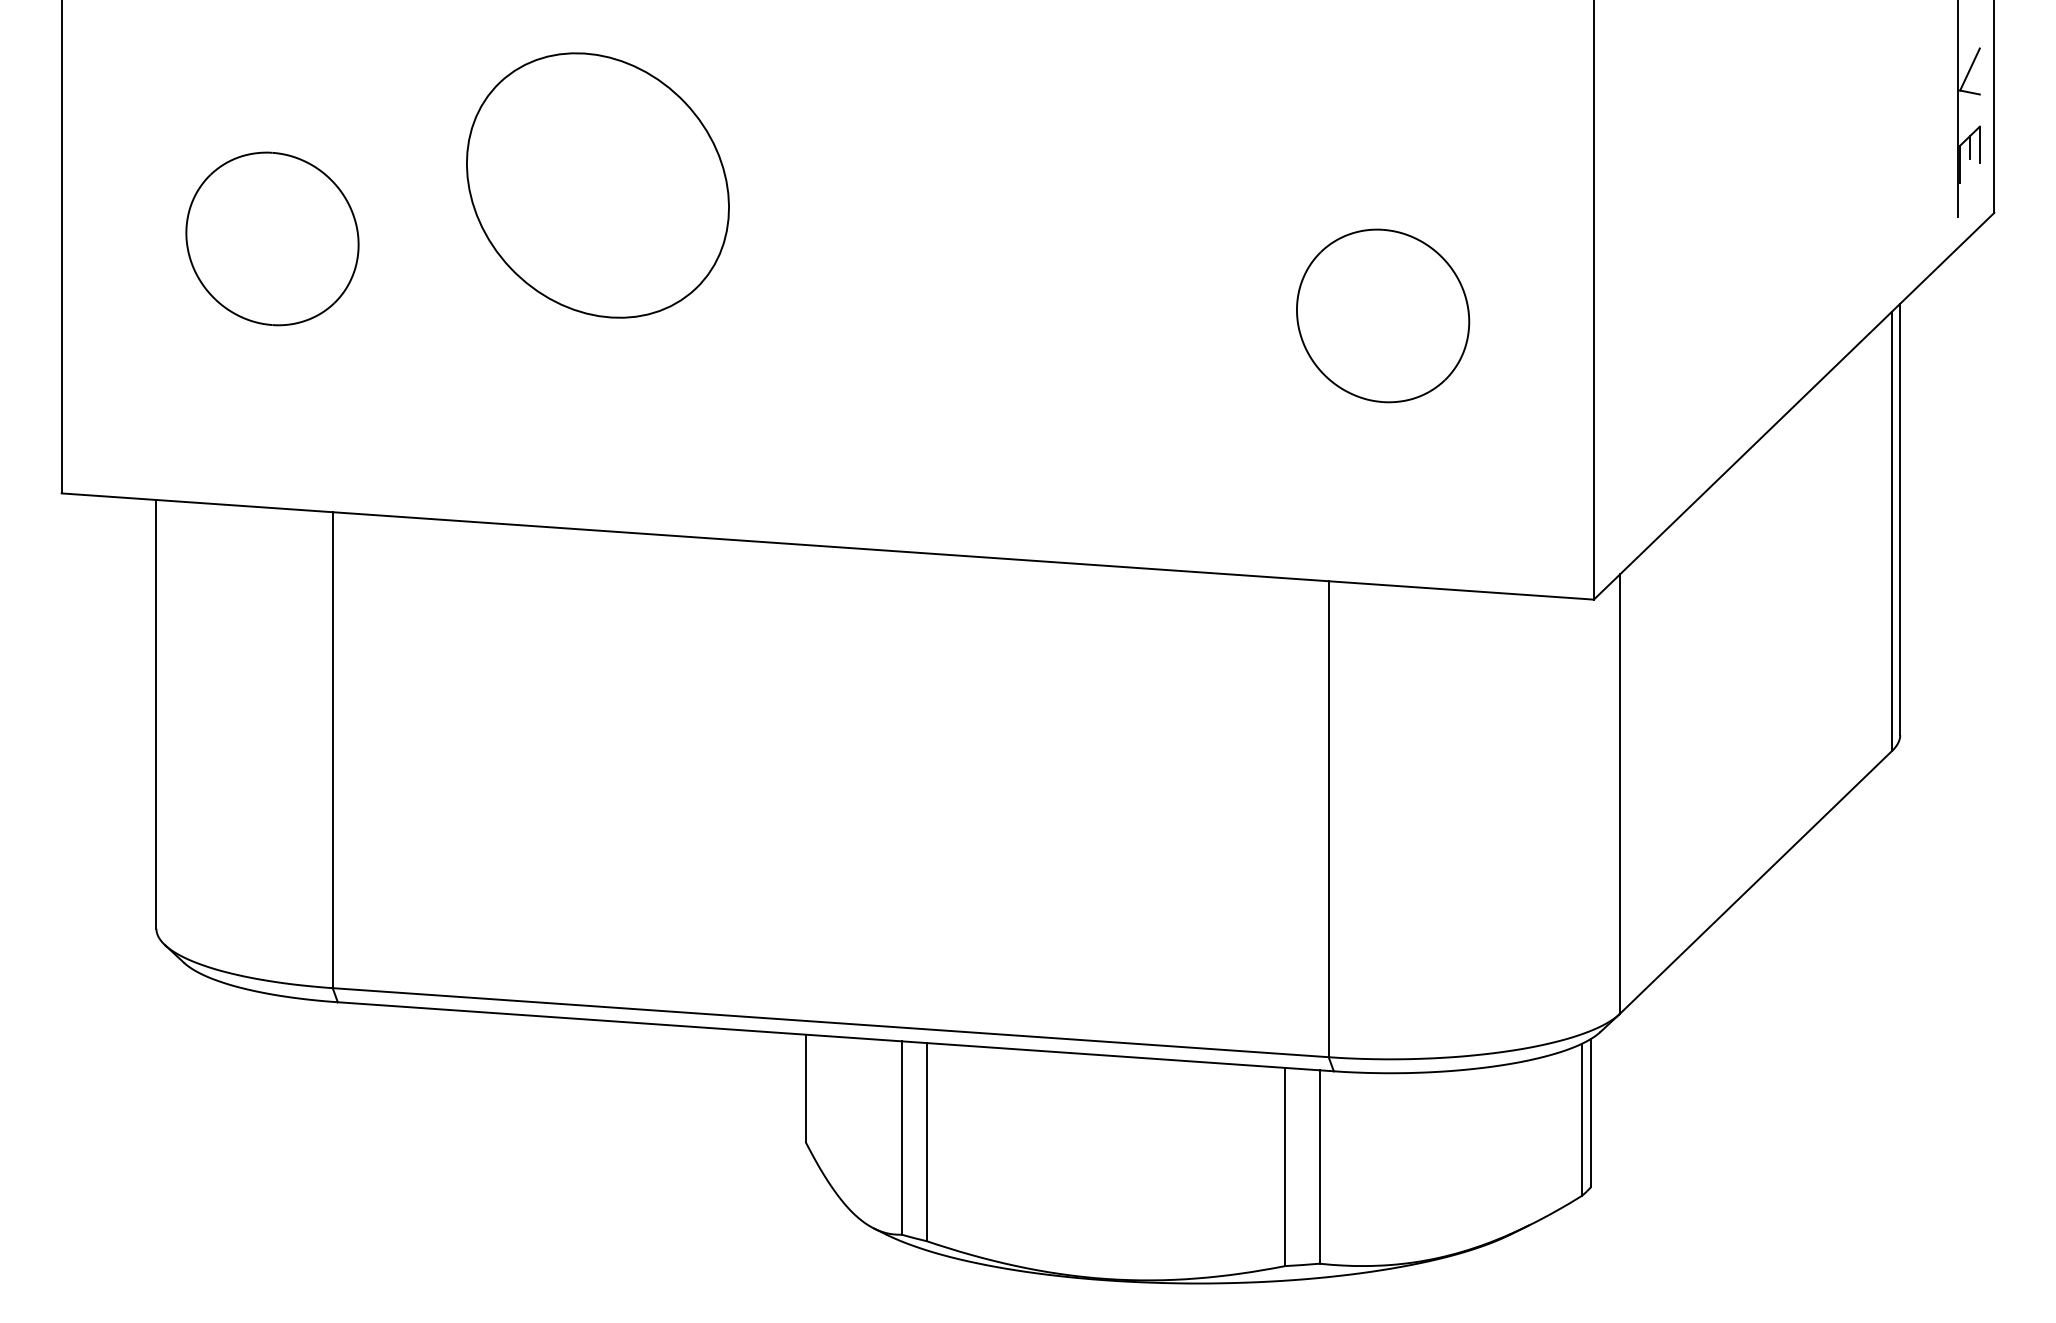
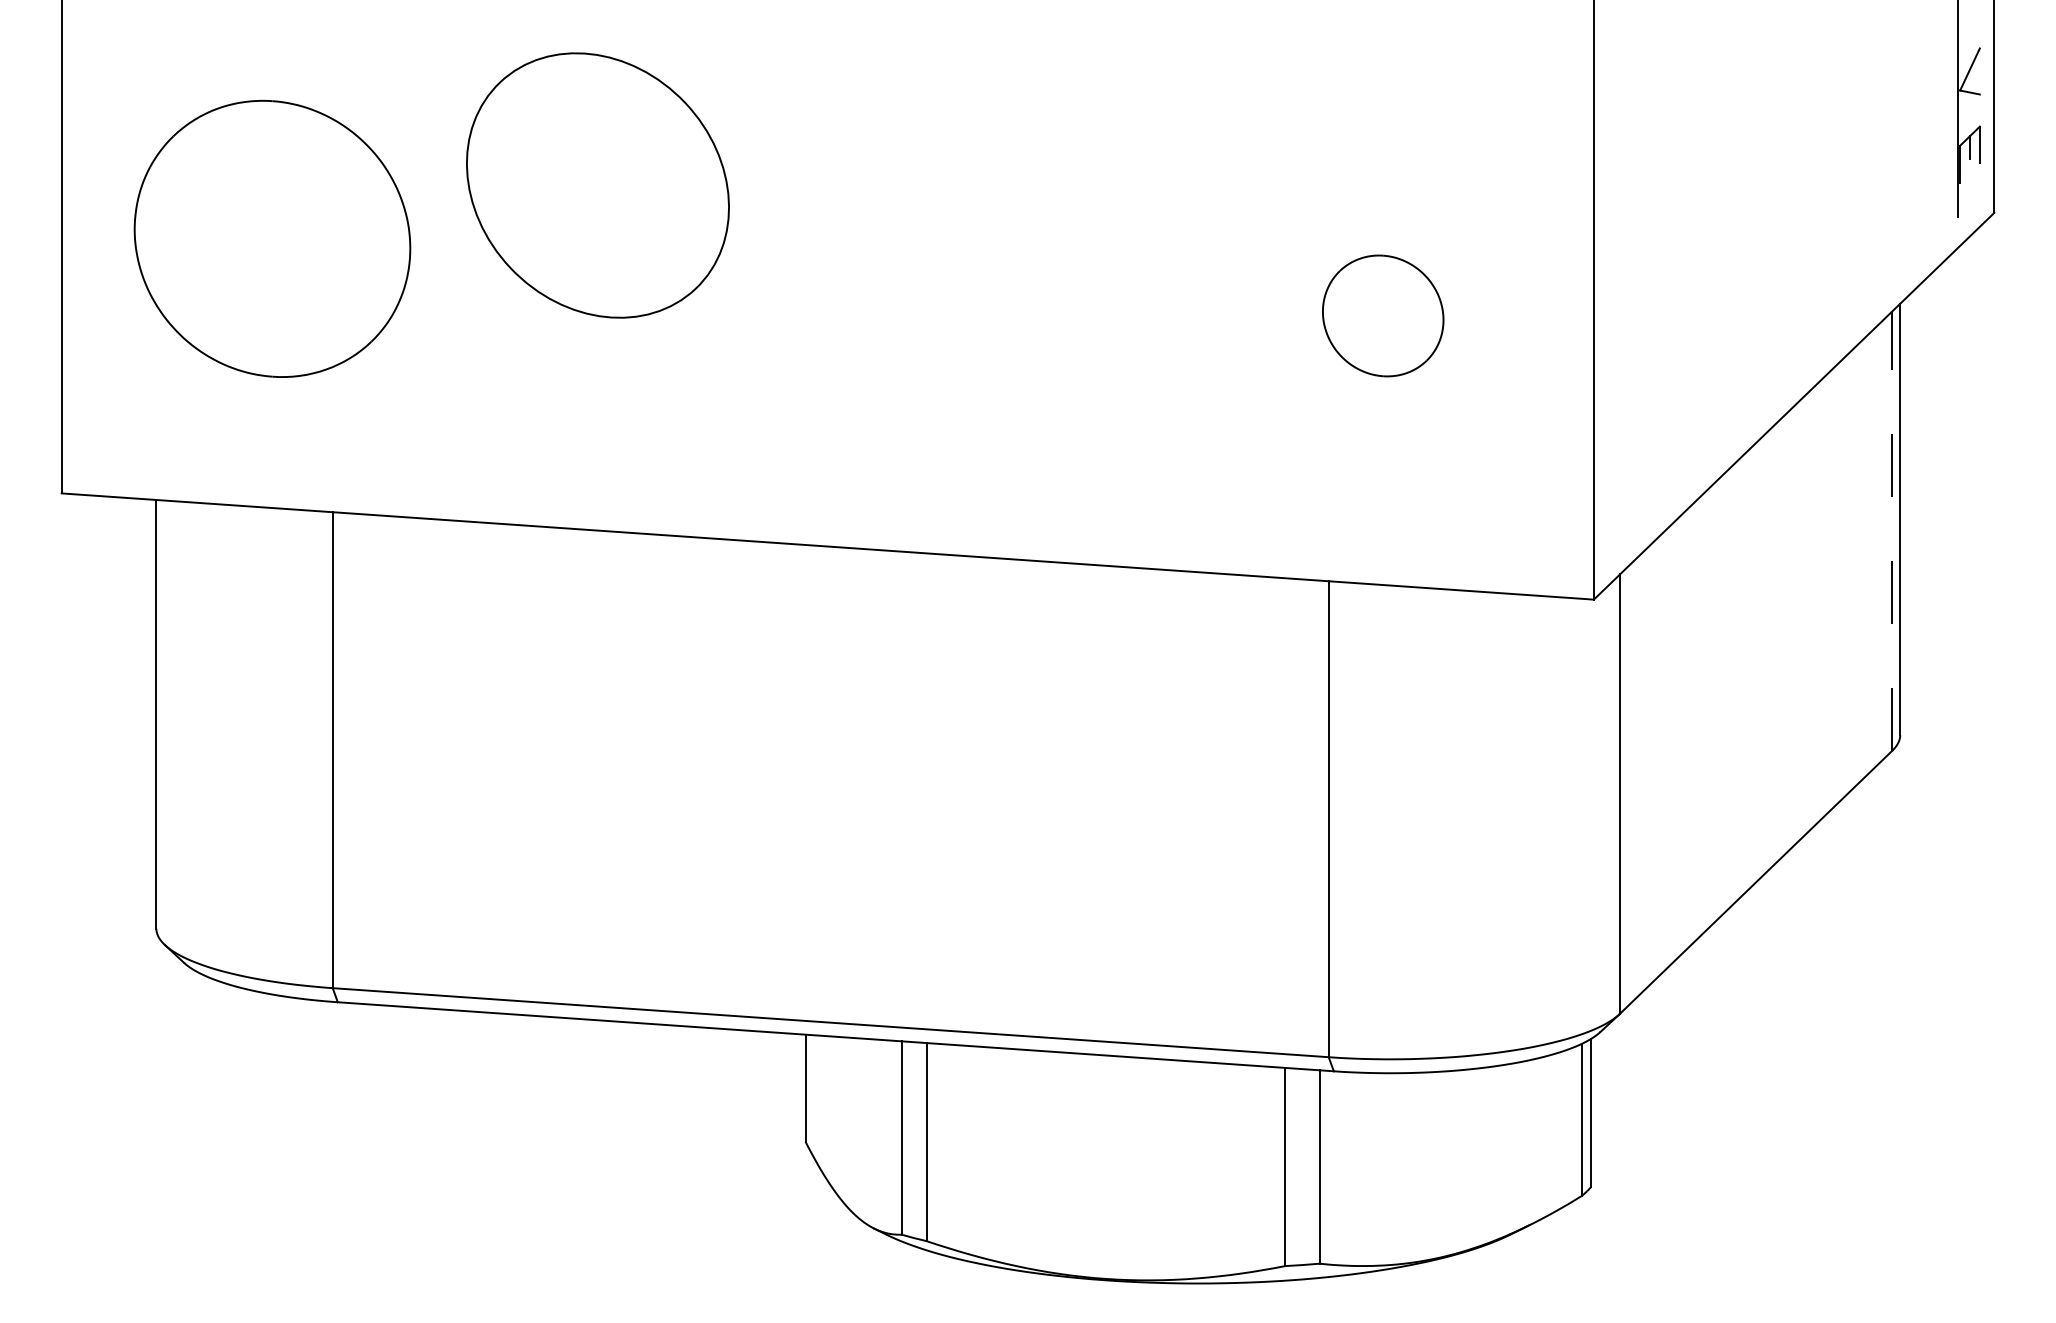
part size: 175x176 px -> 279x279 px (272, 238)
part size: 175x176 px -> 123x124 px (1383, 315)
line: solid -> dashed (1892, 531)
